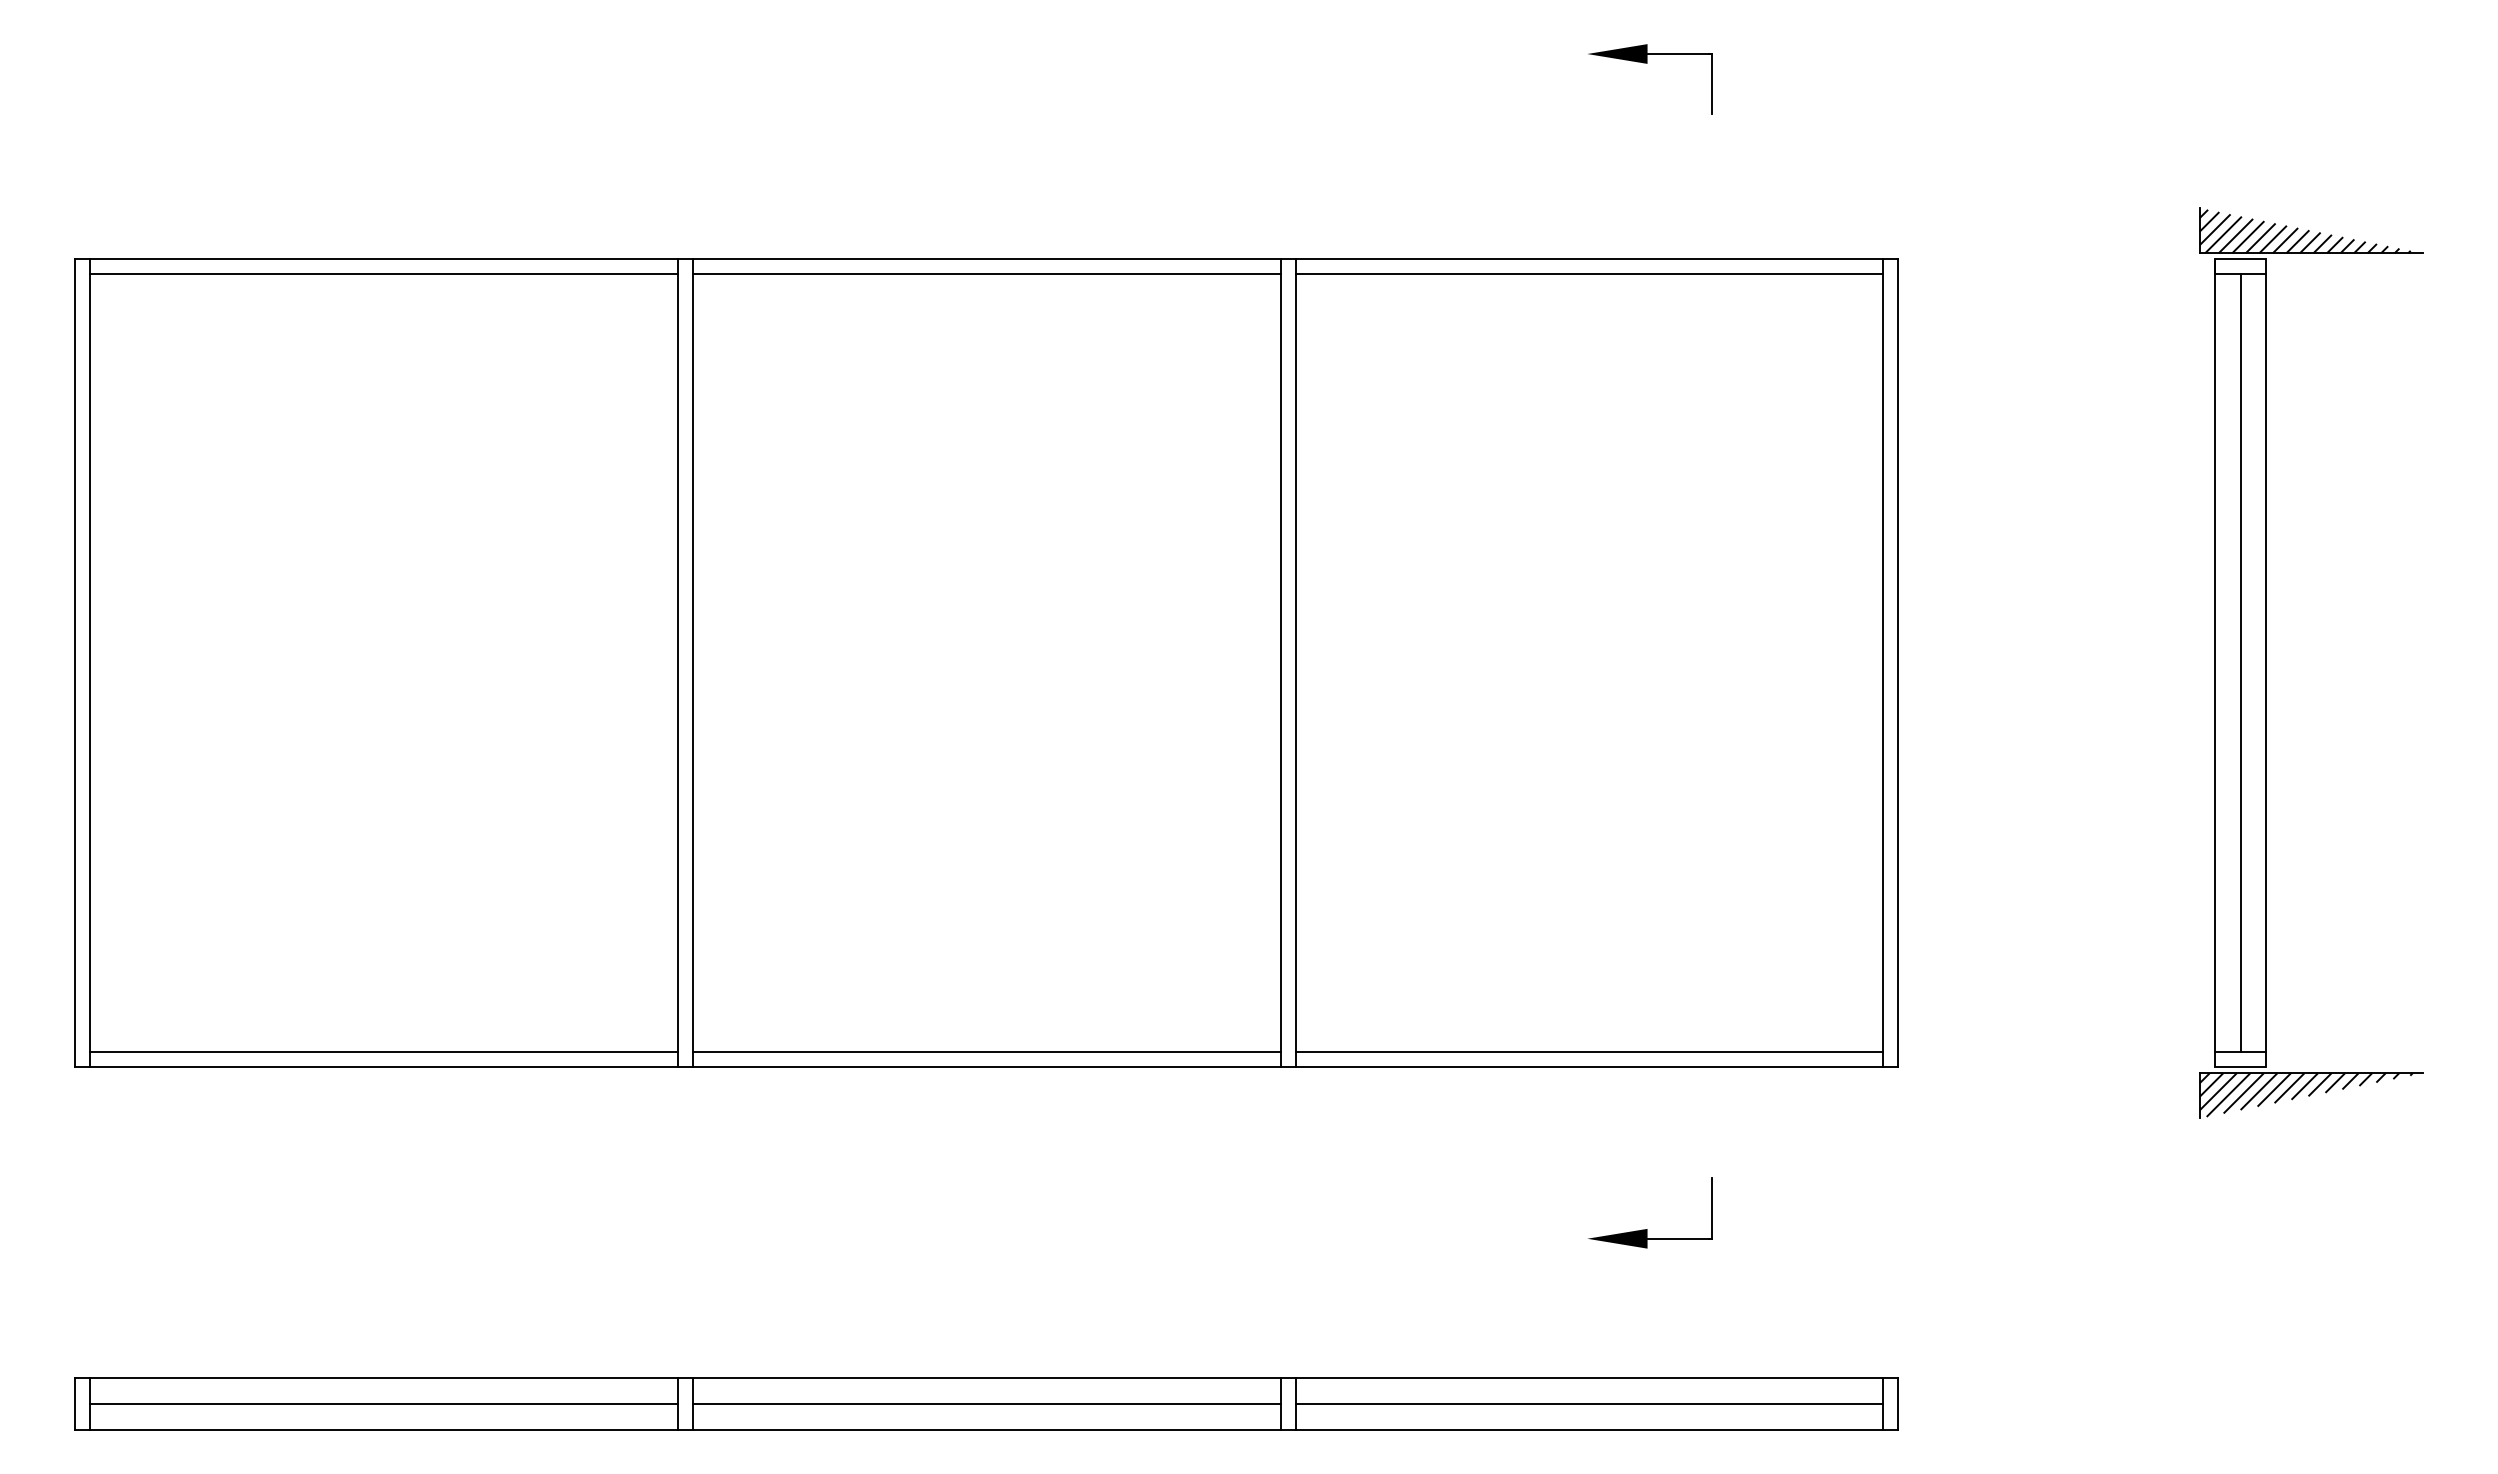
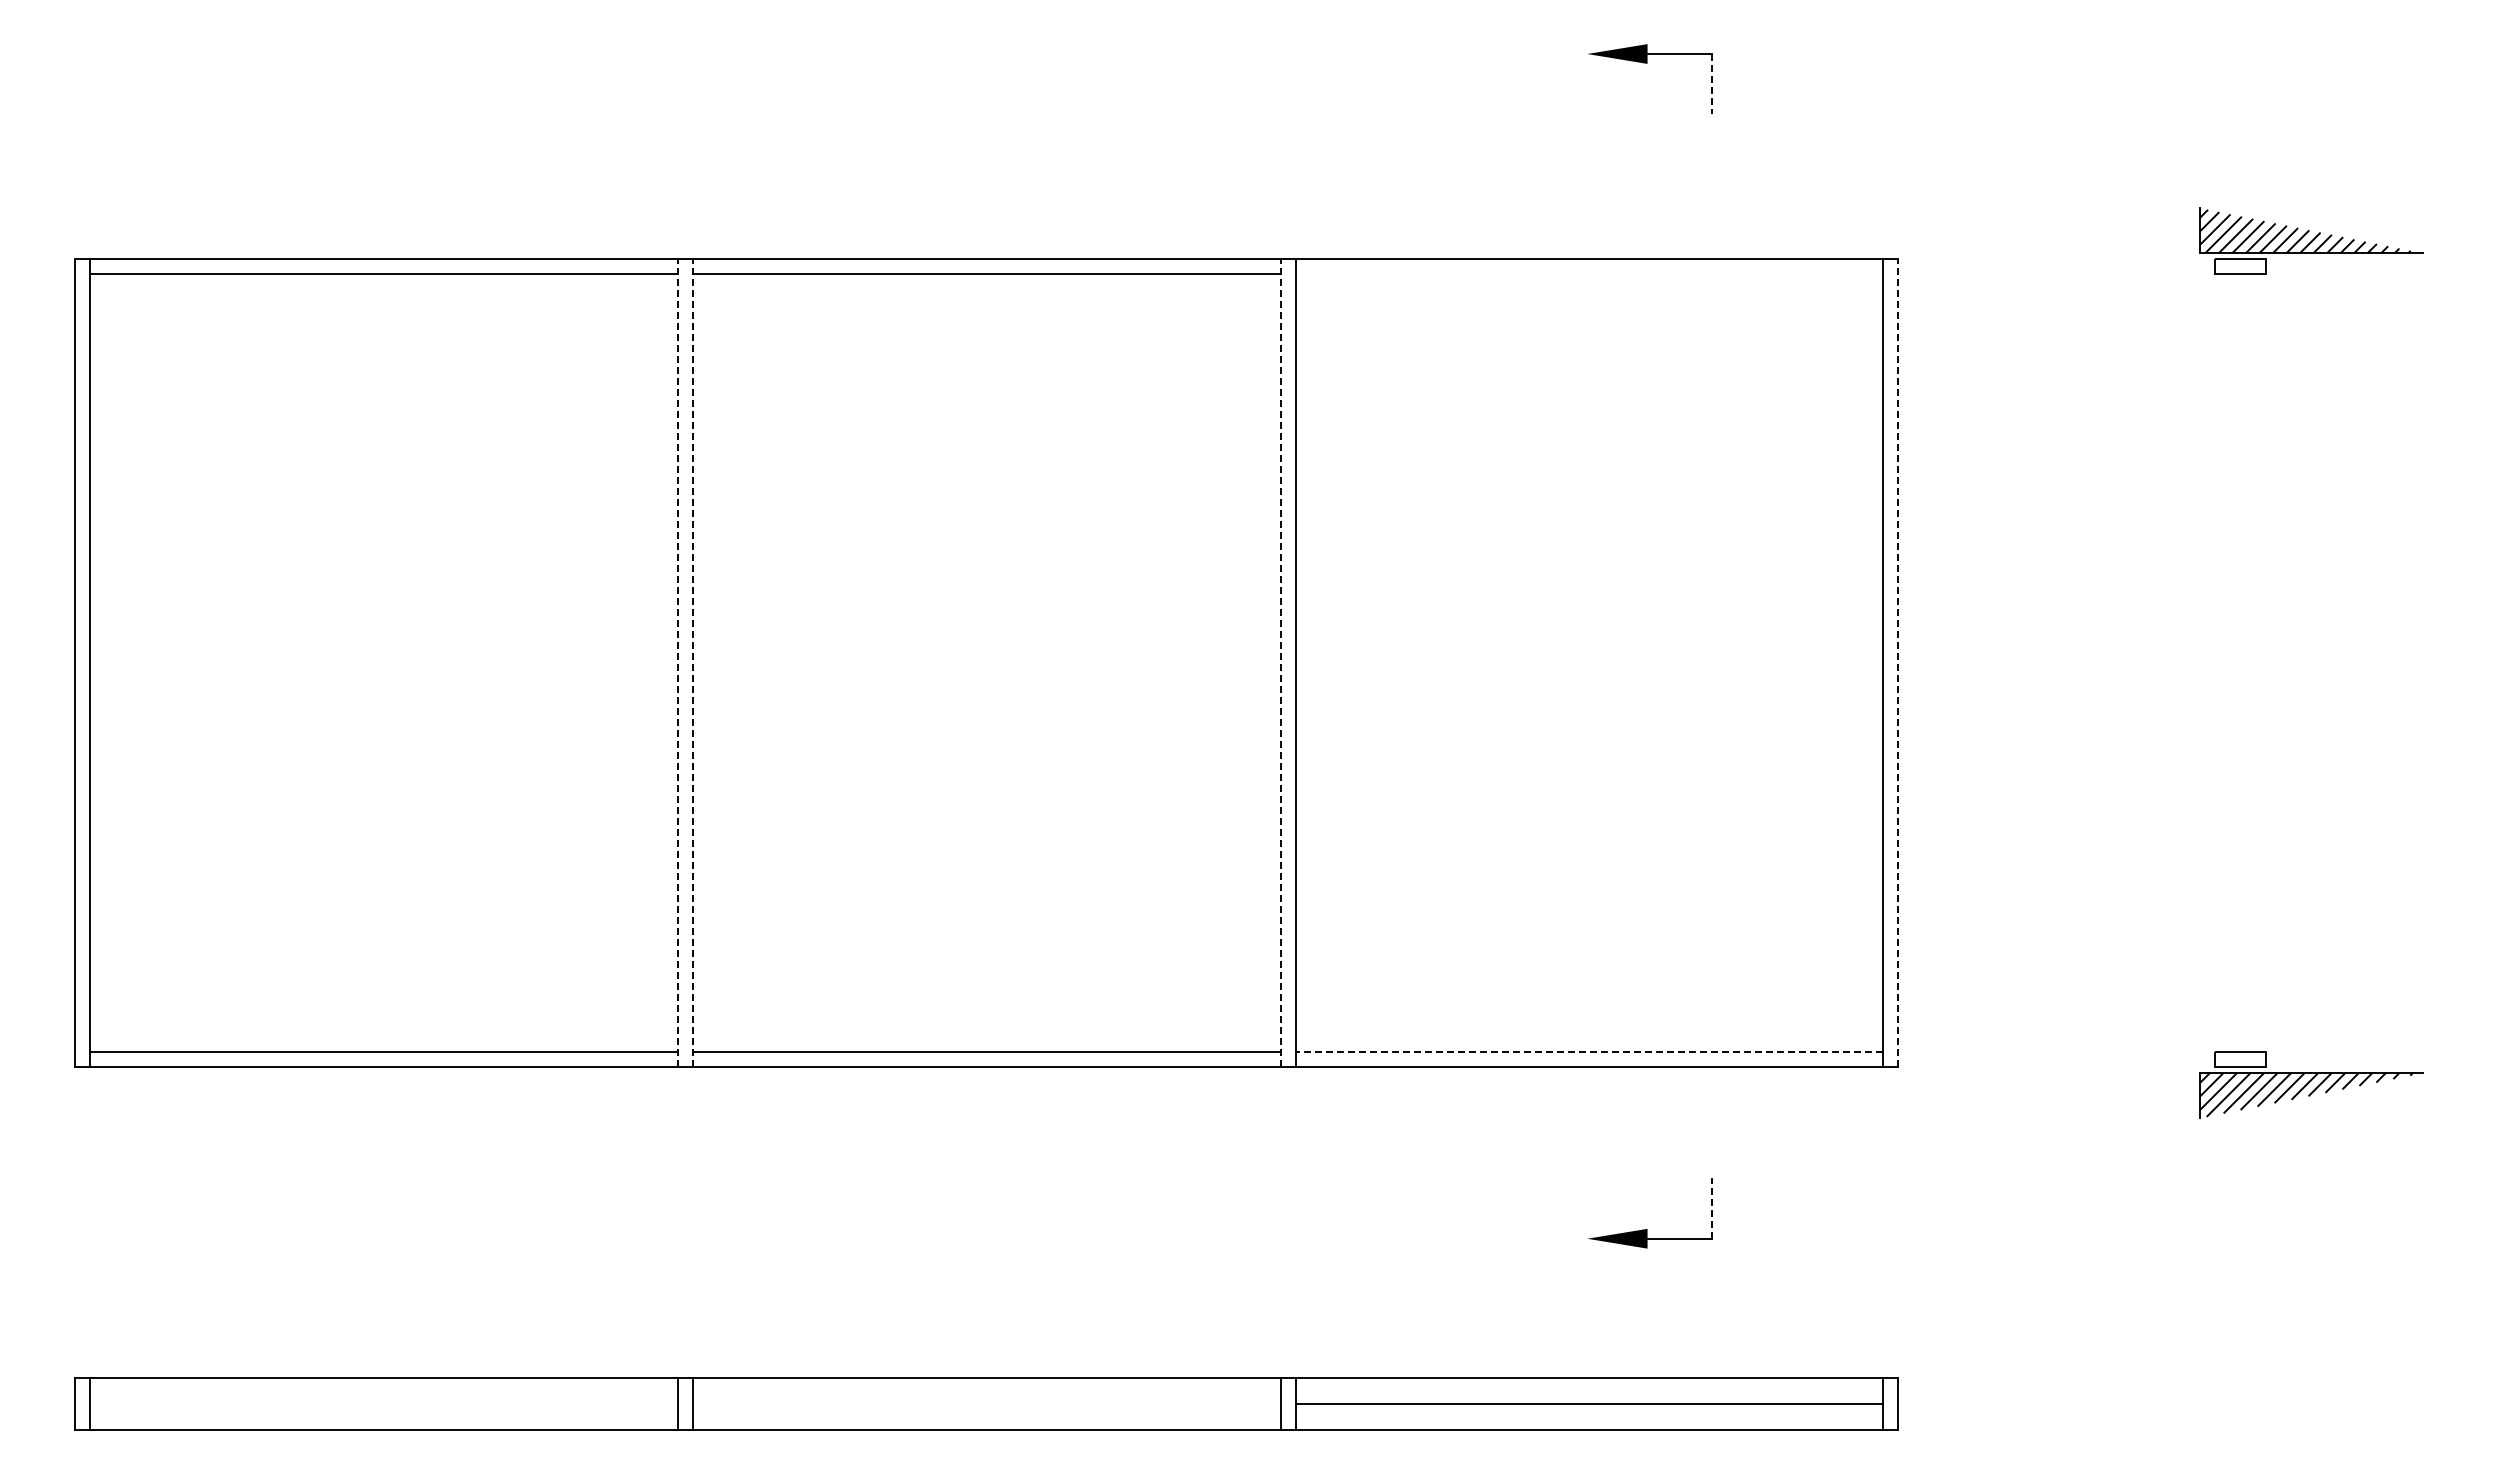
line: solid -> dashed (1711, 84)
line: present -> none (1589, 274)
line: present -> none (2214, 655)
line: solid -> dashed (677, 663)
line: solid -> dashed (692, 663)
line: solid -> dashed (1280, 663)
line: solid -> dashed (1898, 663)
line: present -> none (2240, 663)
line: present -> none (2266, 663)
line: solid -> dashed (1589, 1052)
line: solid -> dashed (1711, 1208)
line: present -> none (383, 1404)
line: present -> none (986, 1404)
